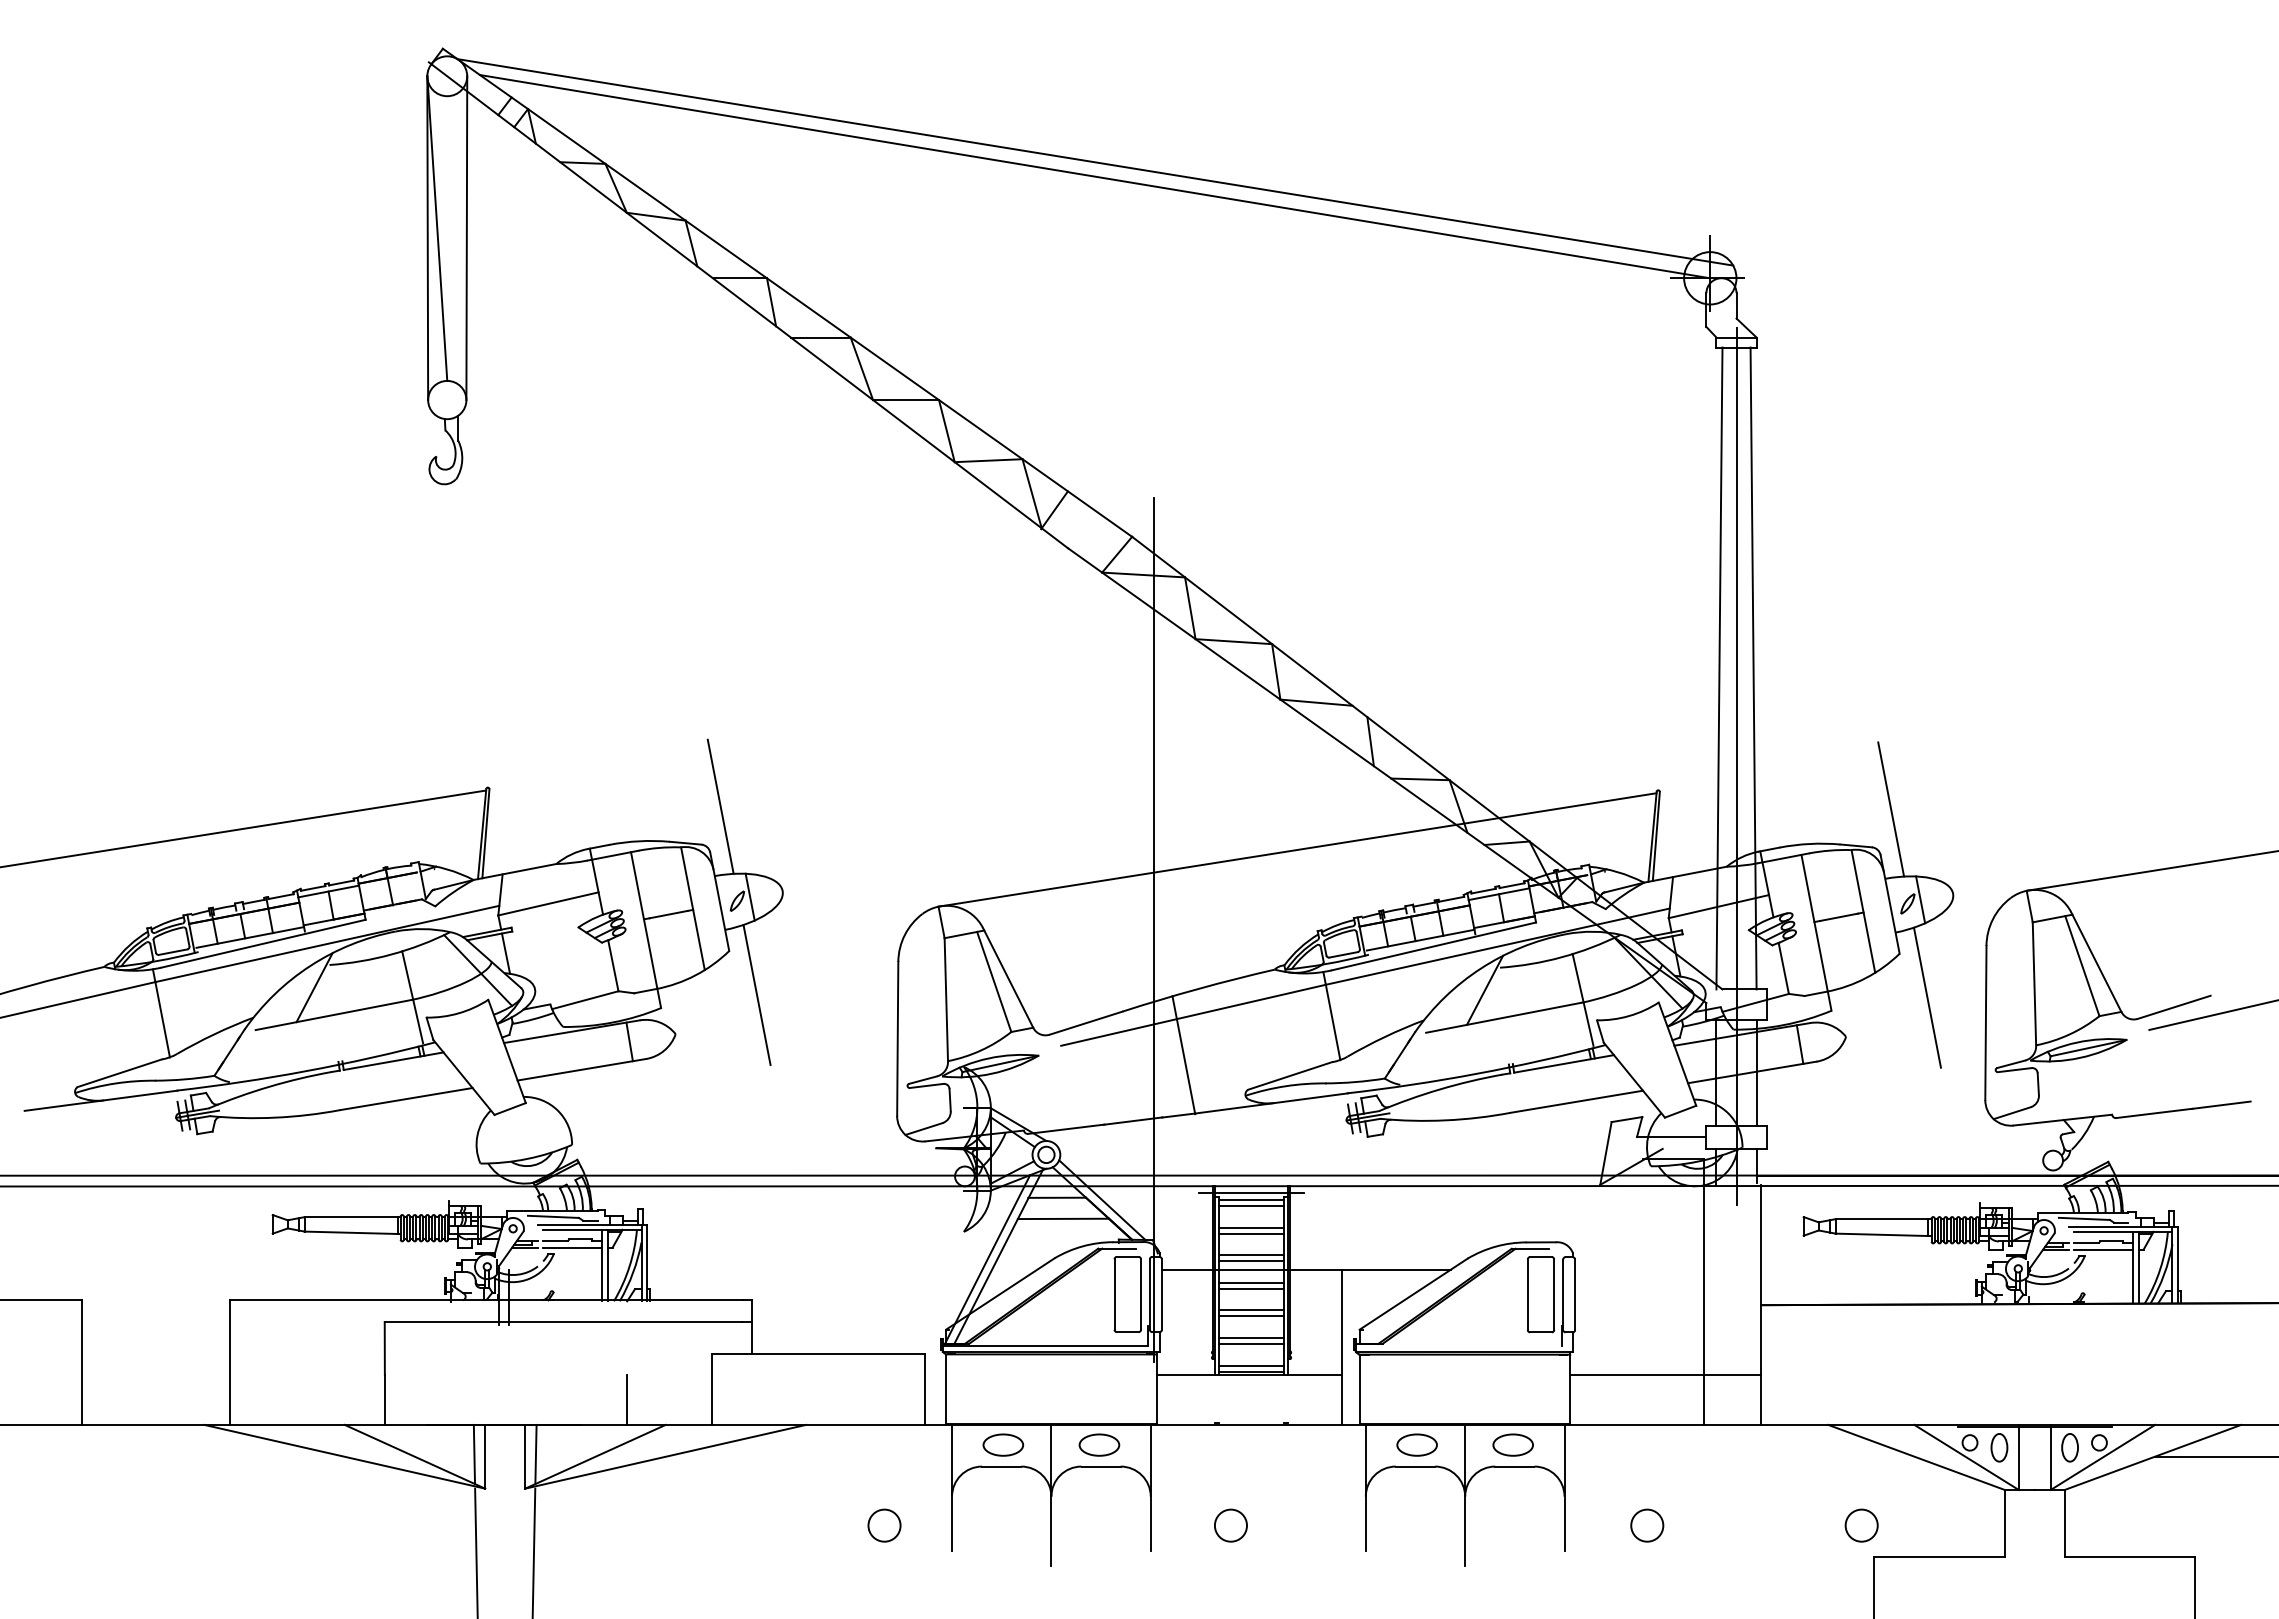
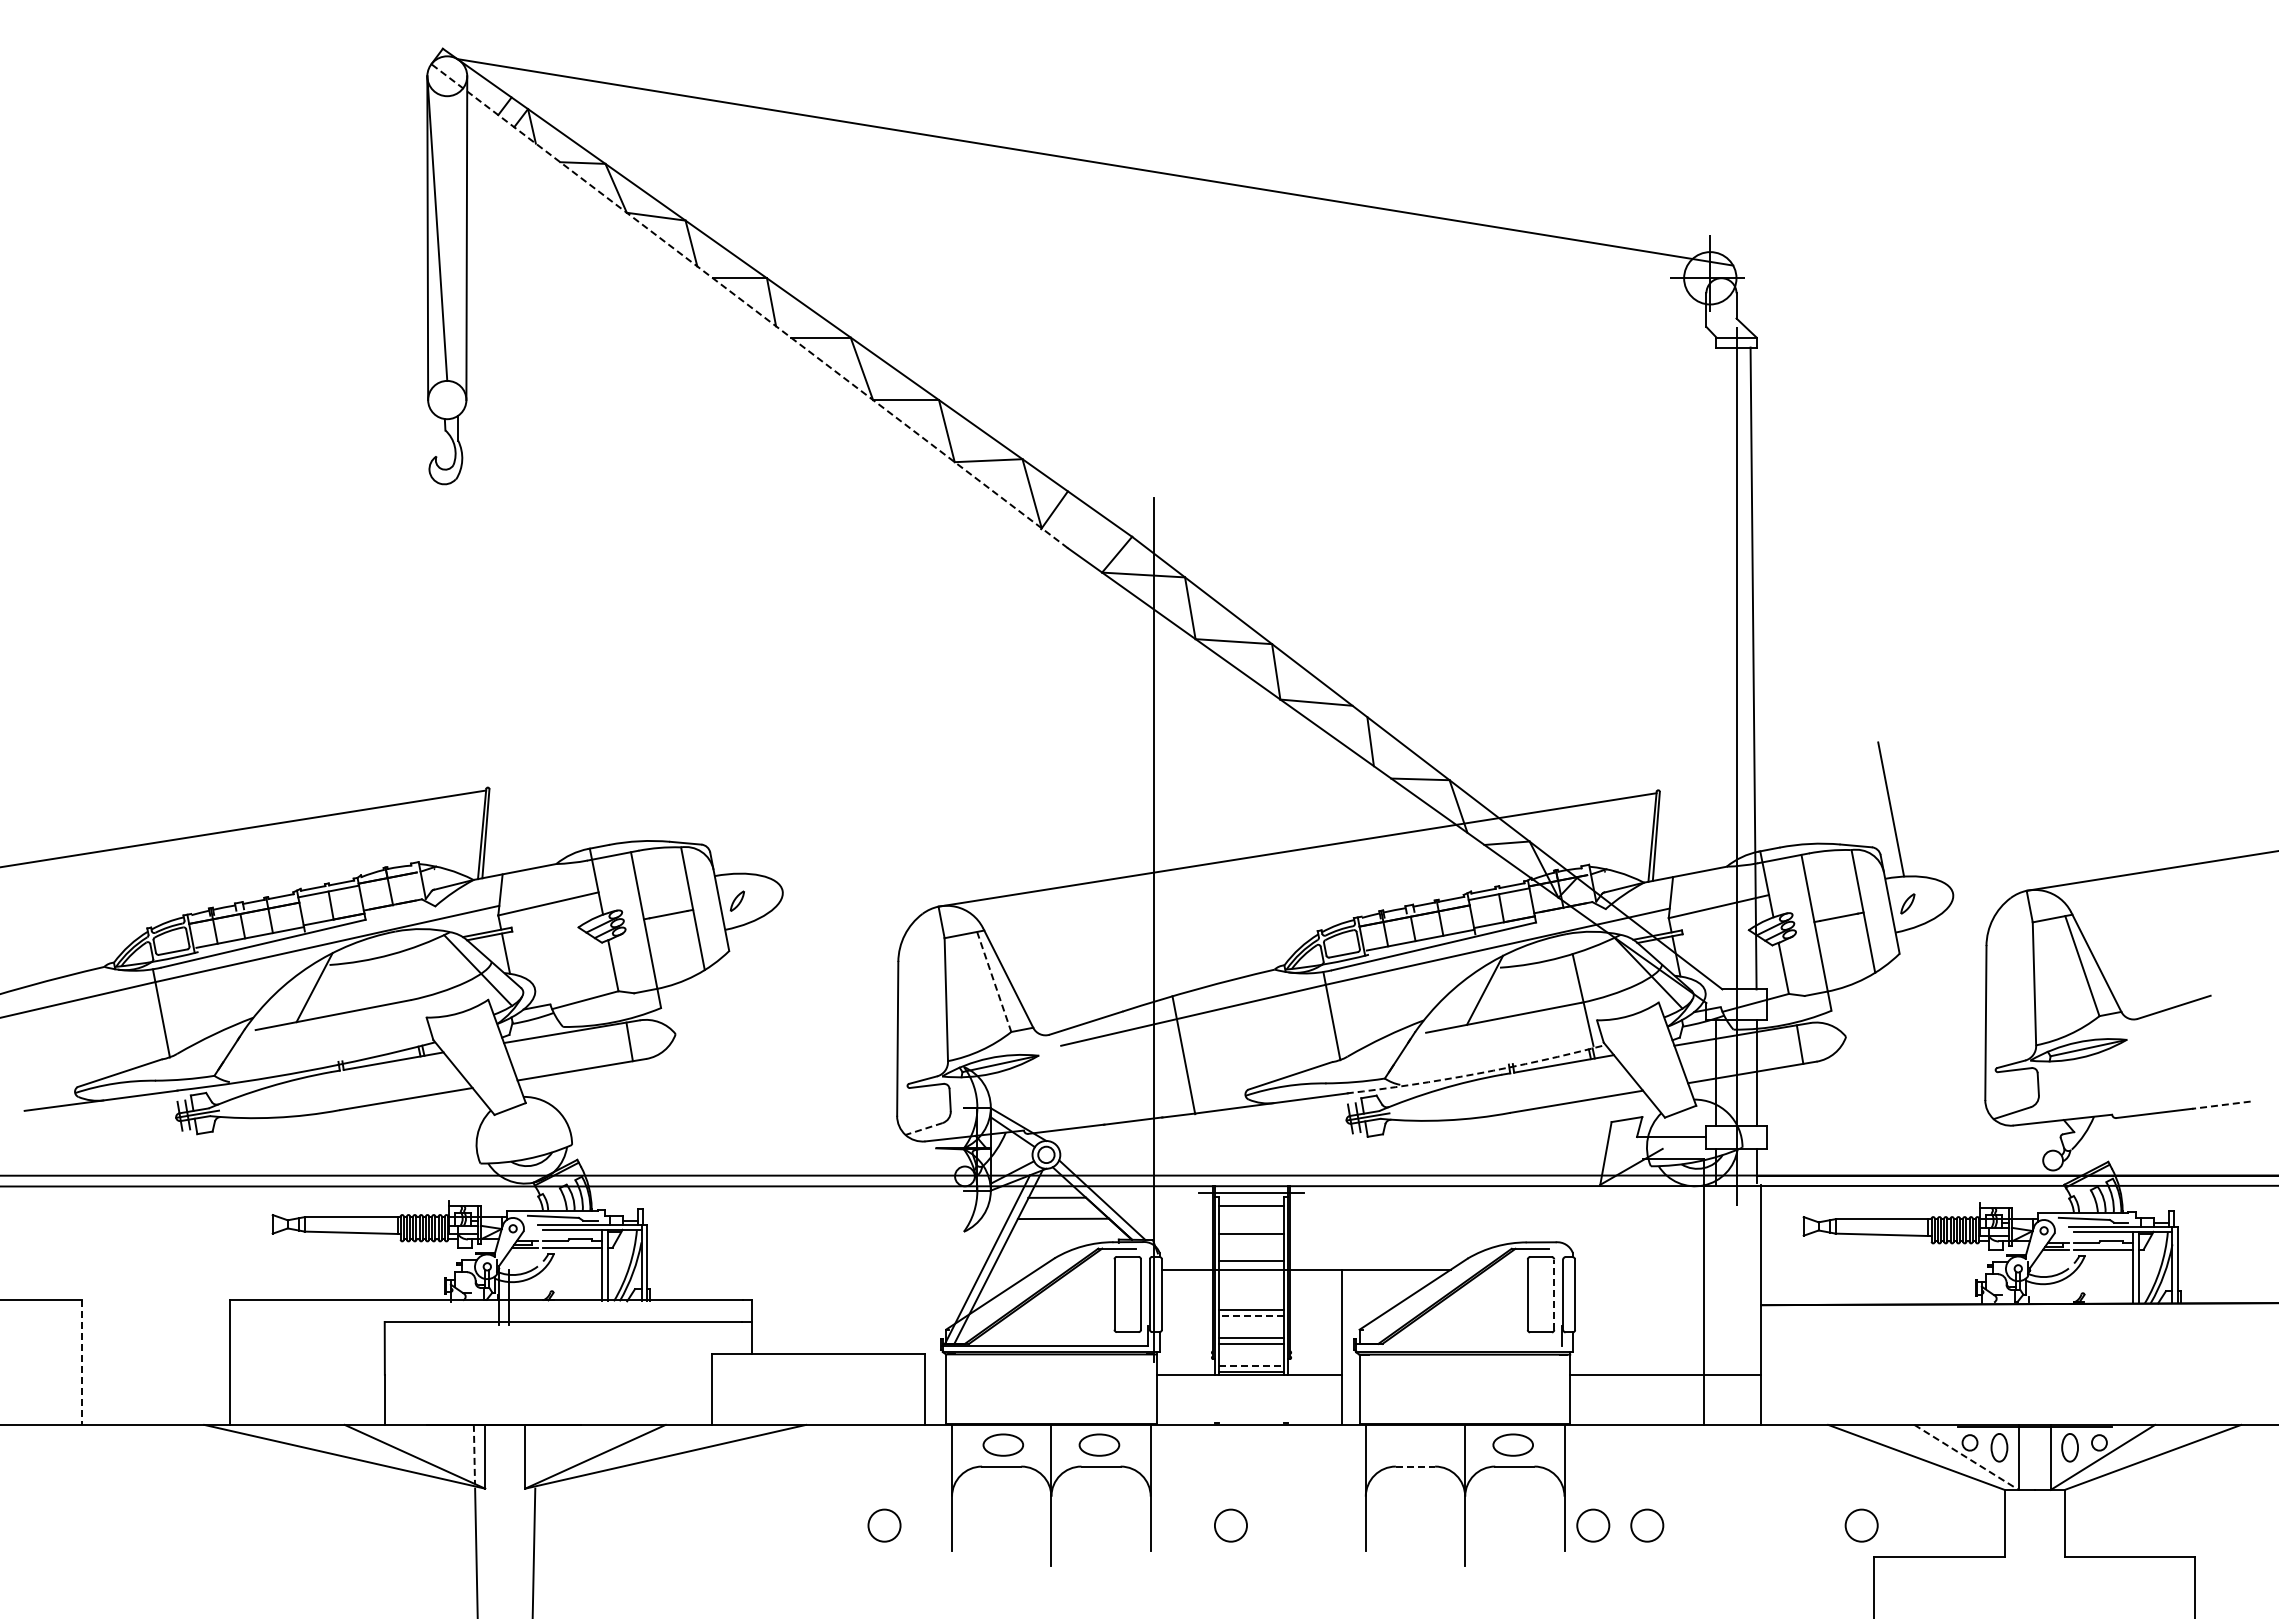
line: present -> none (1094, 176)
line: solid -> dashed (748, 304)
line: present -> none (1719, 668)
line: present -> none (720, 806)
line: present -> none (749, 896)
line: present -> none (1920, 899)
line: solid -> dashed (994, 981)
line: present -> none (756, 995)
line: present -> none (412, 997)
line: present -> none (1926, 997)
line: present -> none (2212, 1014)
arc: solid -> dashed (1477, 1073)
line: solid -> dashed (2221, 1105)
line: solid -> dashed (923, 1129)
line: present -> none (1251, 1200)
line: present -> none (1251, 1228)
line: present -> none (1251, 1255)
line: present -> none (1251, 1282)
line: present -> none (1251, 1288)
line: solid -> dashed (1554, 1294)
line: solid -> dashed (1251, 1316)
line: solid -> dashed (82, 1363)
line: solid -> dashed (1251, 1365)
line: present -> none (626, 1399)
part: present -> none (1416, 1444)
line: solid -> dashed (474, 1454)
line: present -> none (535, 1454)
line: present -> none (2215, 1456)
line: solid -> dashed (1966, 1457)
line: solid -> dashed (1415, 1466)
circle: none -> present (1593, 1525)
